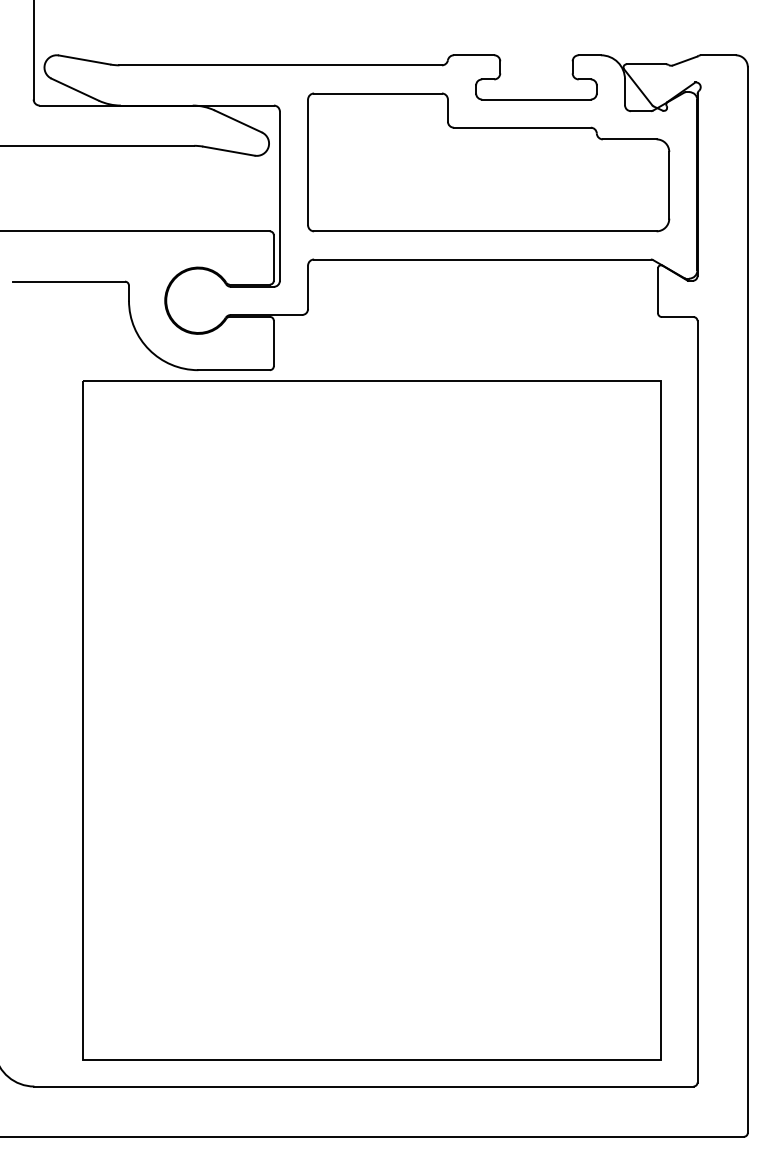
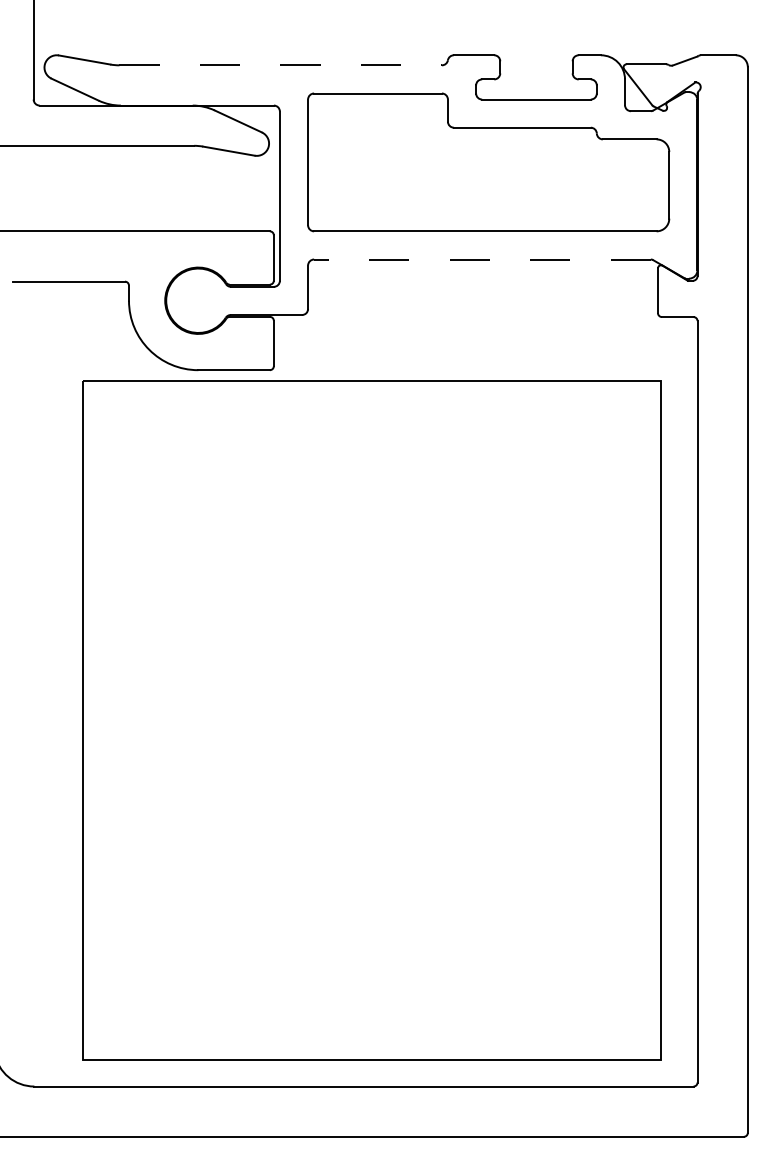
line: solid -> dashed (281, 65)
line: solid -> dashed (481, 259)
